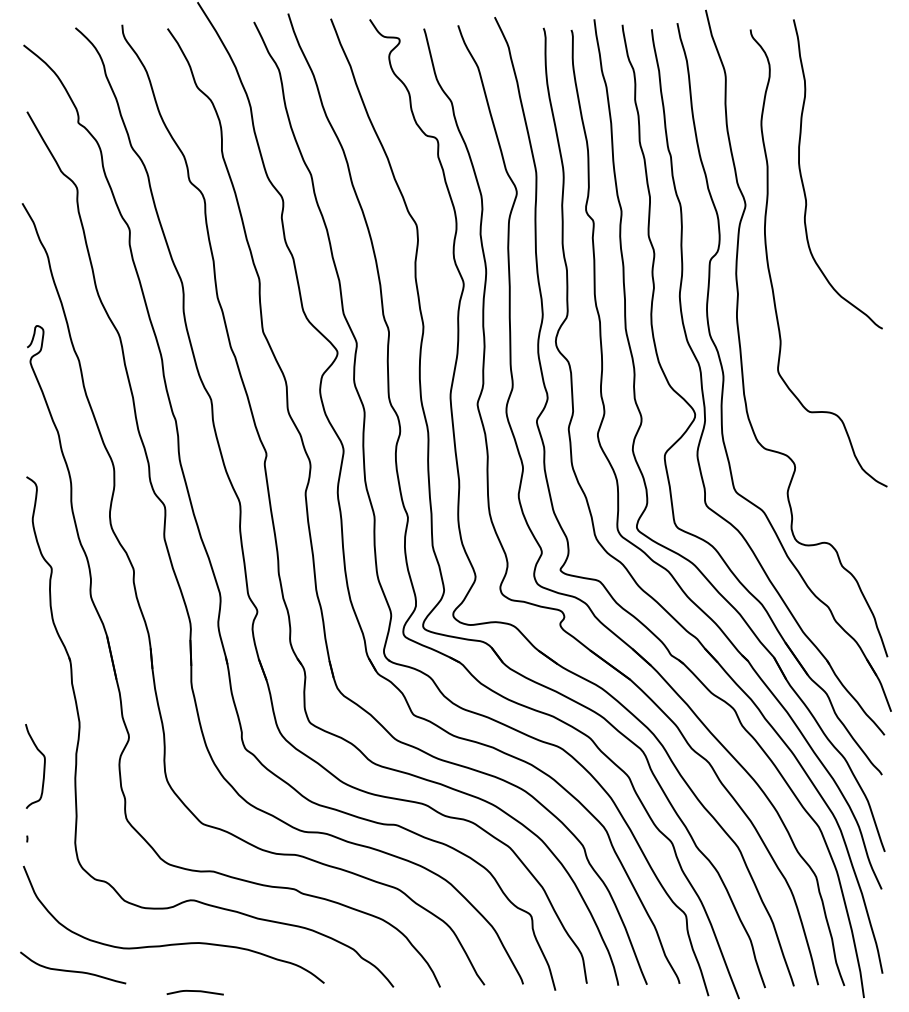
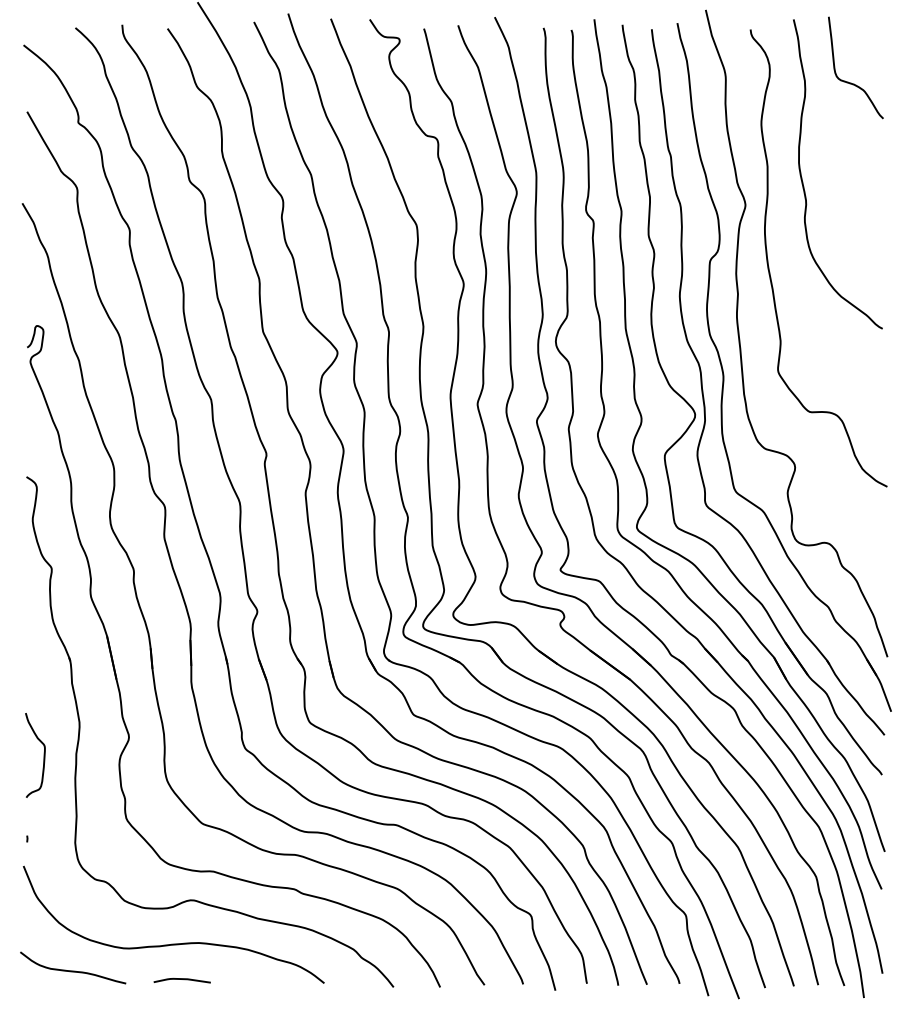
curve: none -> present (851, 82)
curve position: (43, 766) -> (43, 755) (43, 755)
curve position: (194, 991) -> (181, 979) (181, 979)
